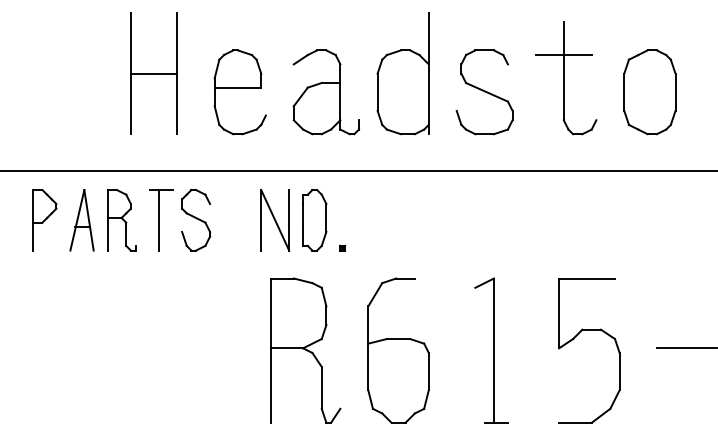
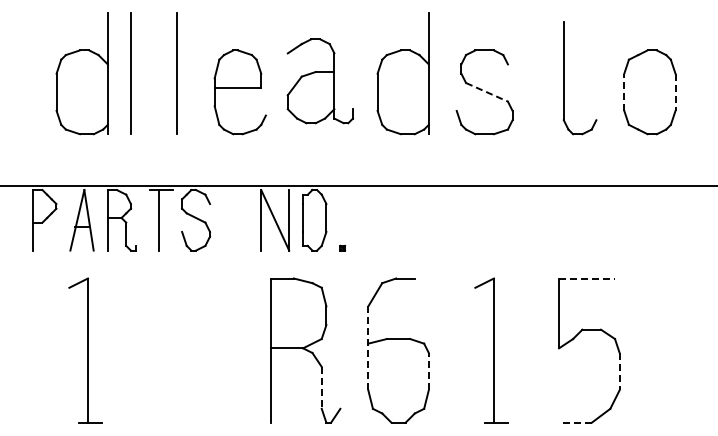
line: present -> none (563, 55)
part: none -> present (81, 73)
line: present -> none (153, 73)
part position: (326, 92) -> (320, 81) (320, 81)
line: solid -> dashed (486, 92)
line: solid -> dashed (624, 92)
line: solid -> dashed (675, 92)
line position: (358, 171) -> (358, 186) (358, 186)
line: solid -> dashed (587, 278)
line: solid -> dashed (368, 348)
line: present -> none (685, 348)
part: none -> present (85, 350)
line: solid -> dashed (428, 371)
line: solid -> dashed (619, 371)
line: solid -> dashed (321, 387)
line: solid -> dashed (574, 422)
